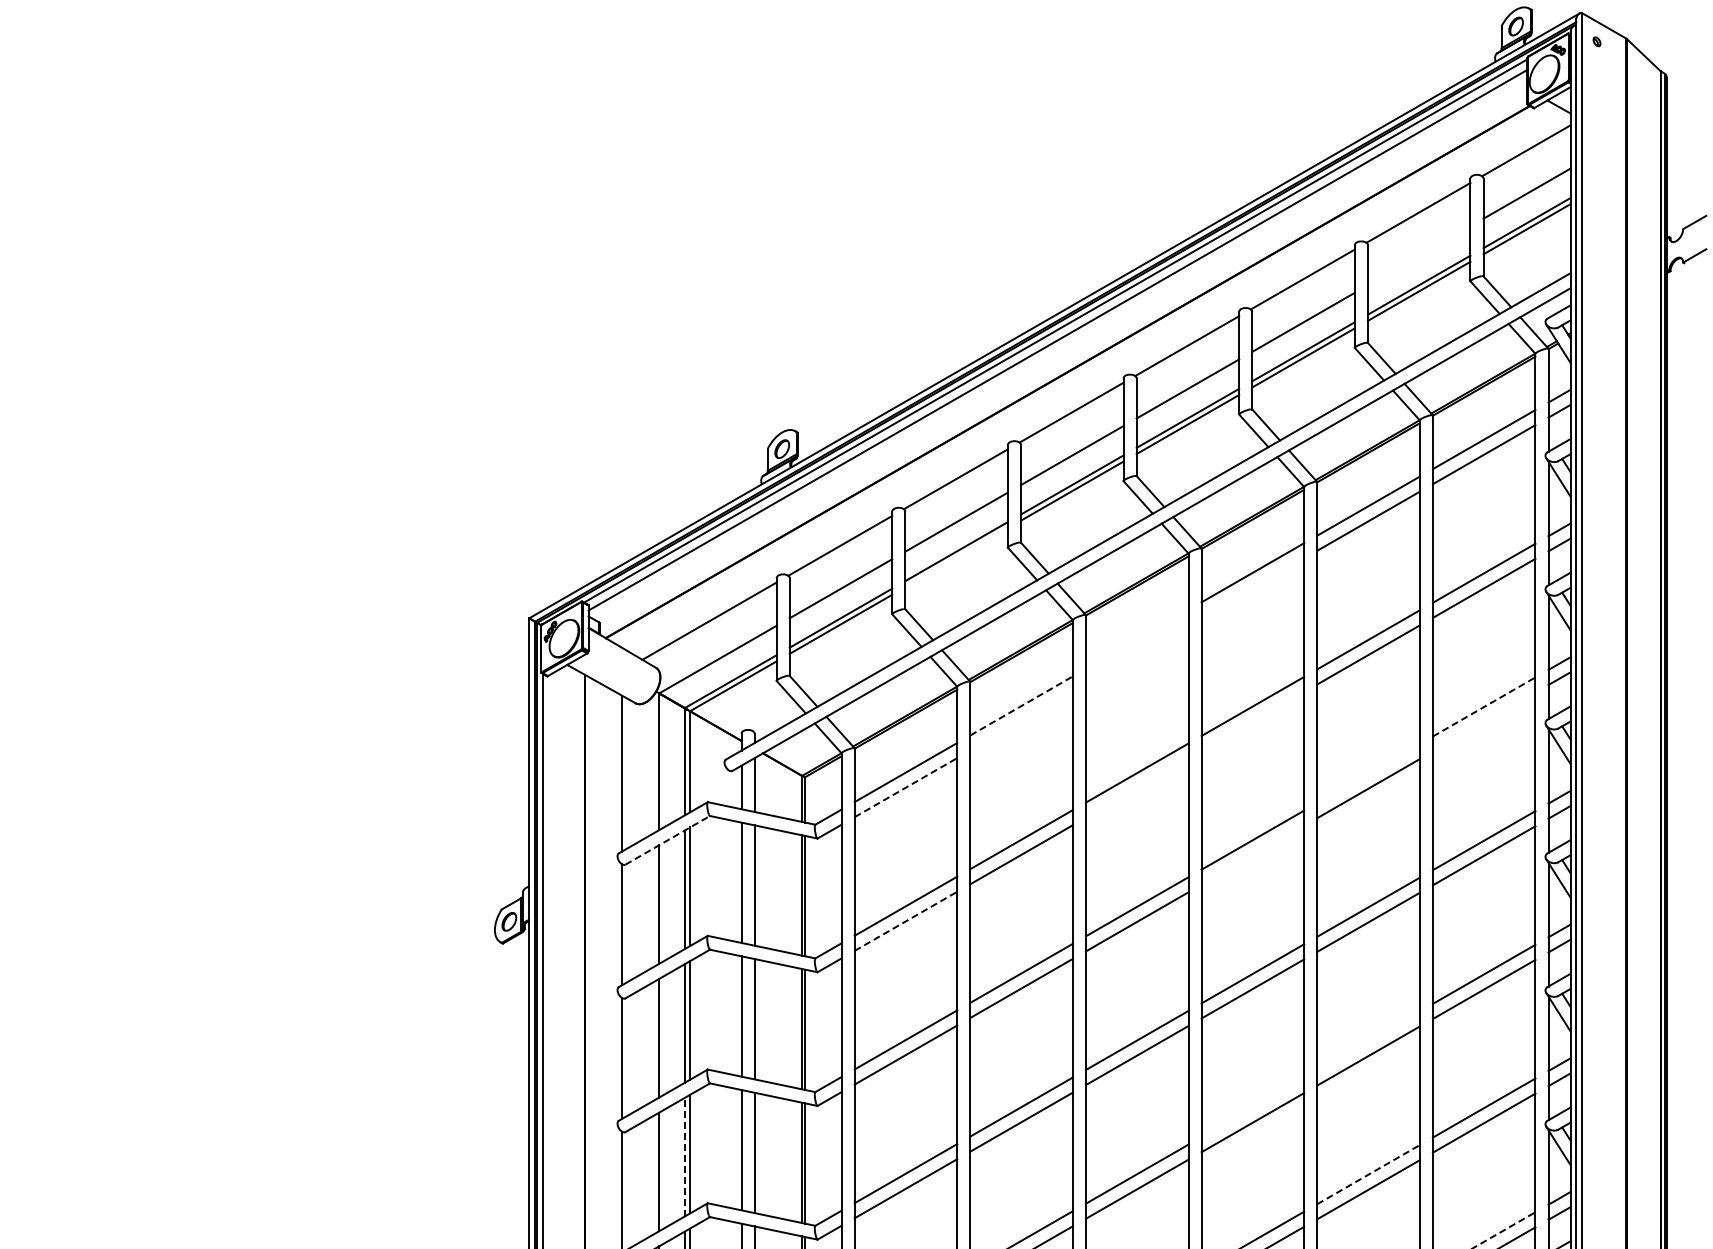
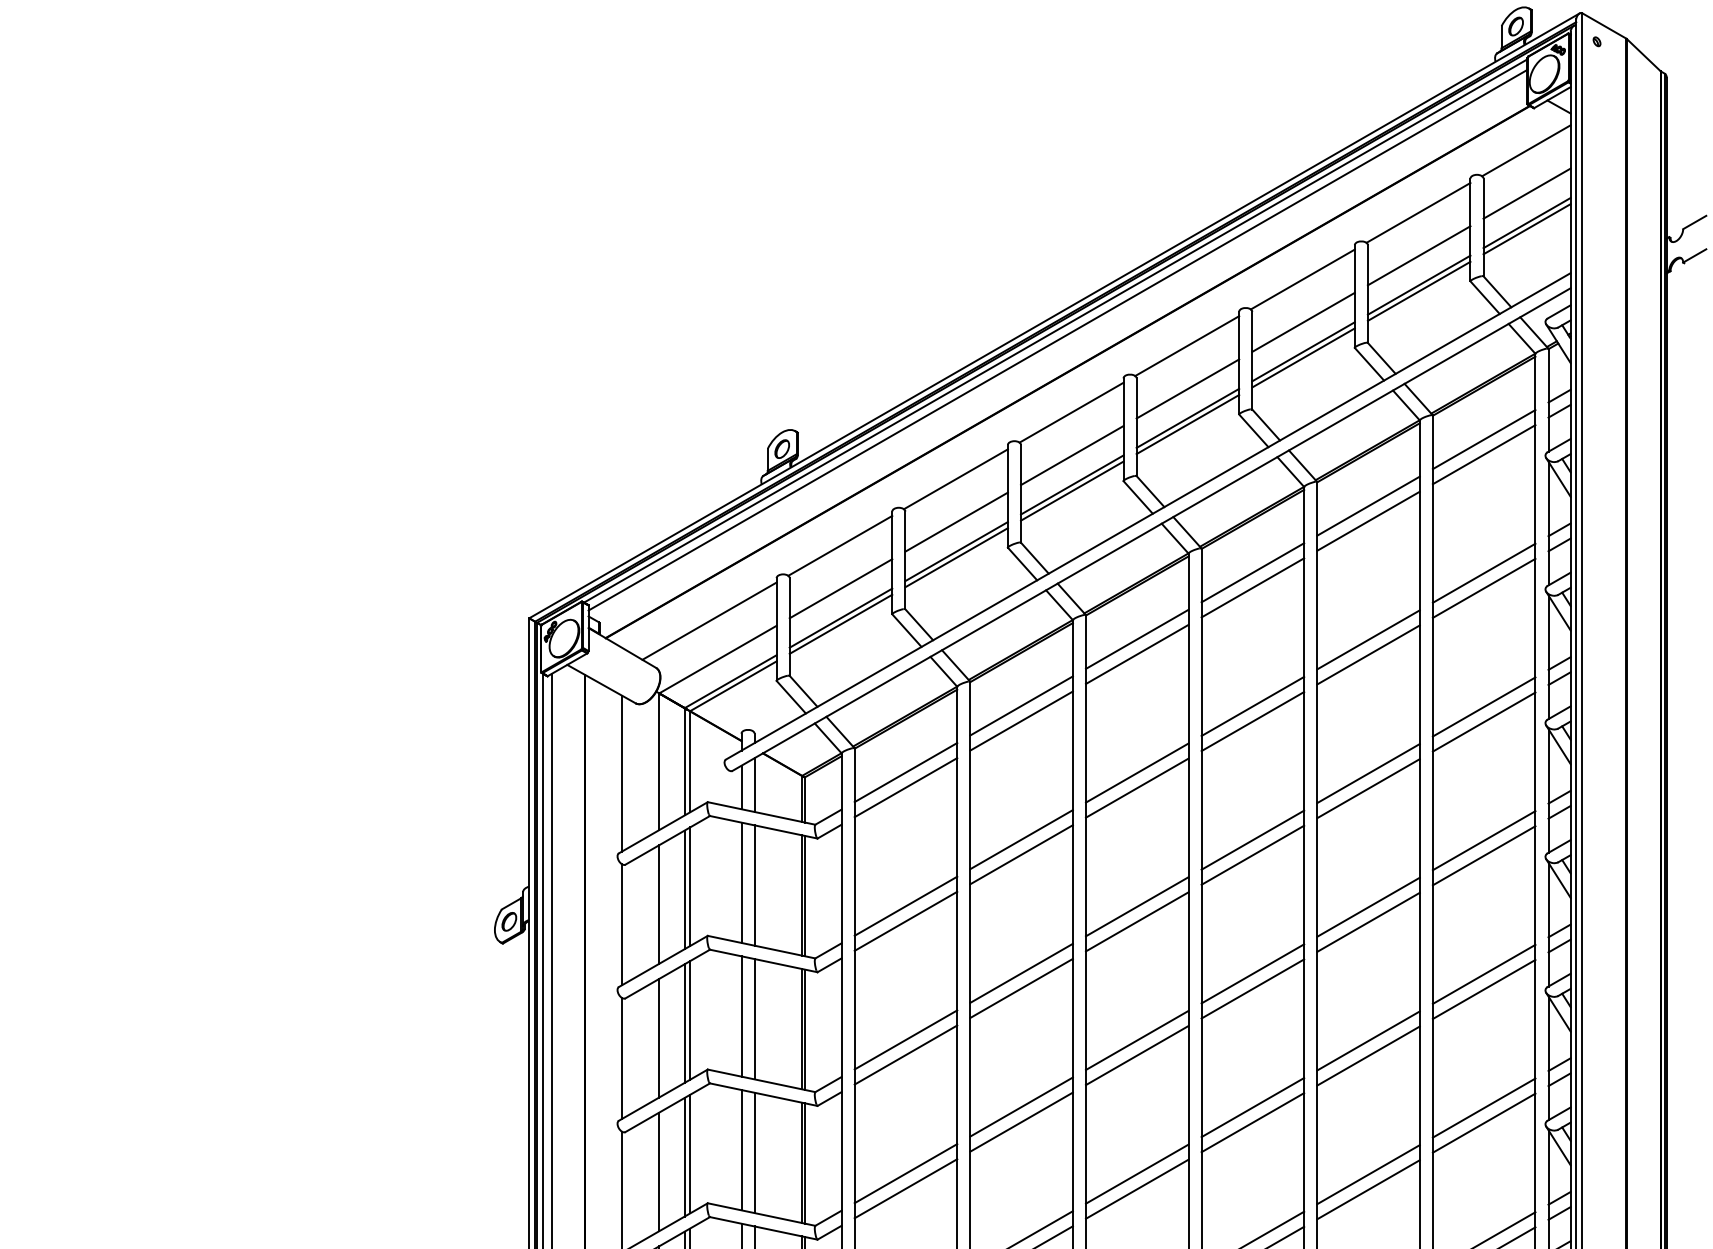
line: none -> present (1418, 255)
line: none -> present (956, 557)
line: none -> present (1252, 587)
line: none -> present (1136, 638)
line: none -> present (1136, 653)
line: dashed -> solid (1022, 705)
line: dashed -> solid (1484, 706)
line: none -> present (1021, 720)
line: none -> present (1252, 721)
line: none -> present (1483, 721)
line: none -> present (1368, 773)
line: dashed -> solid (906, 787)
line: none -> present (1136, 787)
line: dashed -> solid (667, 840)
line: none -> present (1252, 854)
line: dashed -> solid (906, 921)
line: none -> present (552, 959)
line: none -> present (1368, 1040)
line: none -> present (1252, 1107)
line: dashed -> solid (684, 1156)
line: dashed -> solid (1368, 1174)
line: dashed -> solid (1503, 1230)
